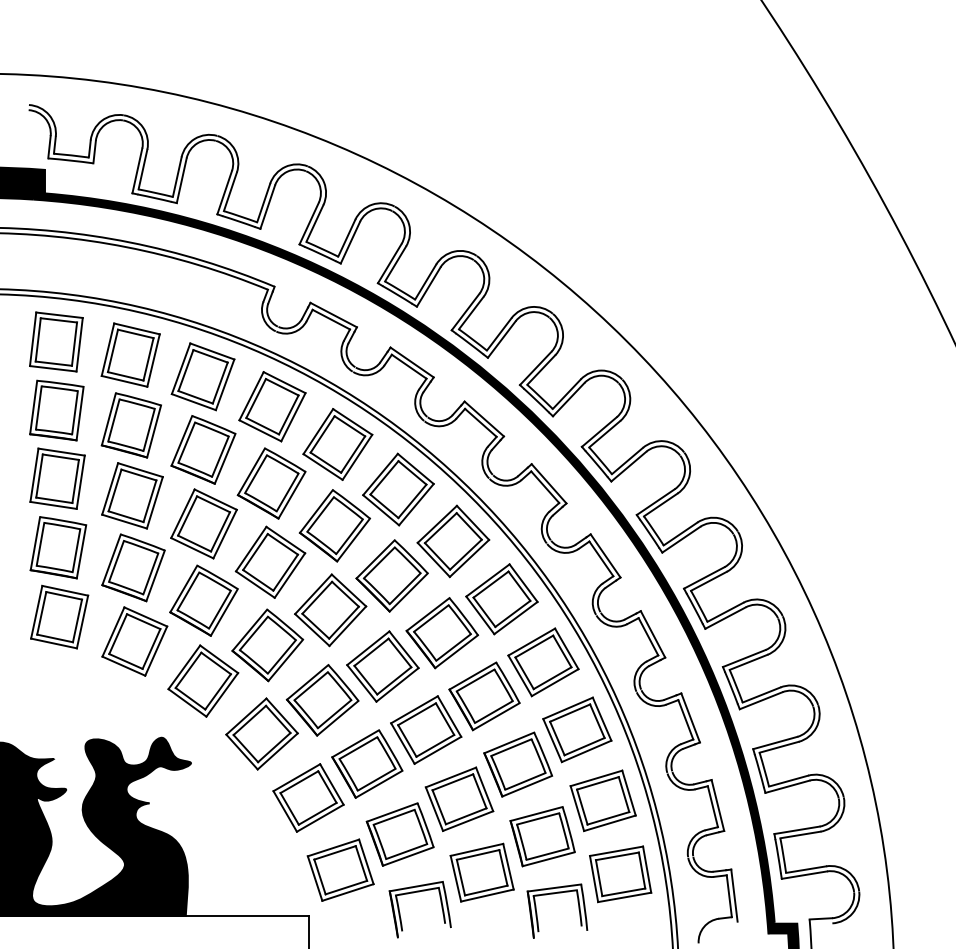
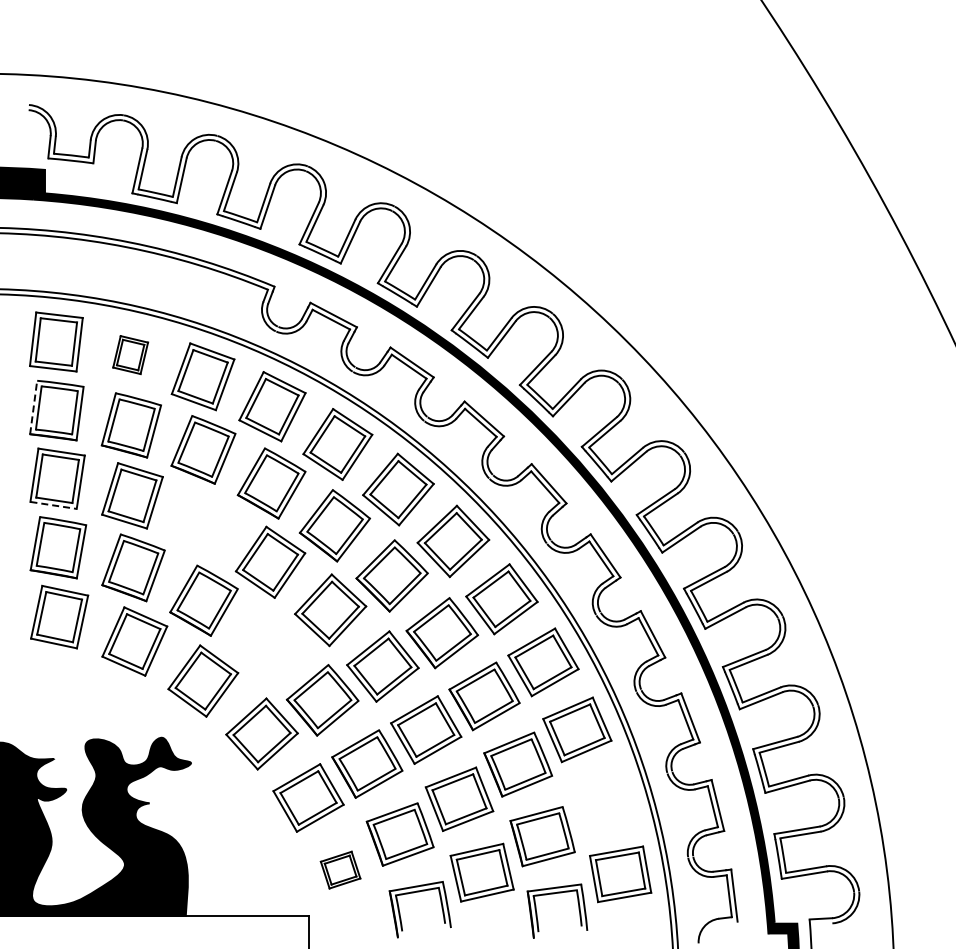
part size: 61x66 px -> 38x41 px (130, 355)
line: solid -> dashed (33, 407)
line: solid -> dashed (54, 505)
part: present -> none (203, 523)
part: present -> none (267, 645)
part: present -> none (602, 800)
part size: 69x64 px -> 43x40 px (340, 869)
